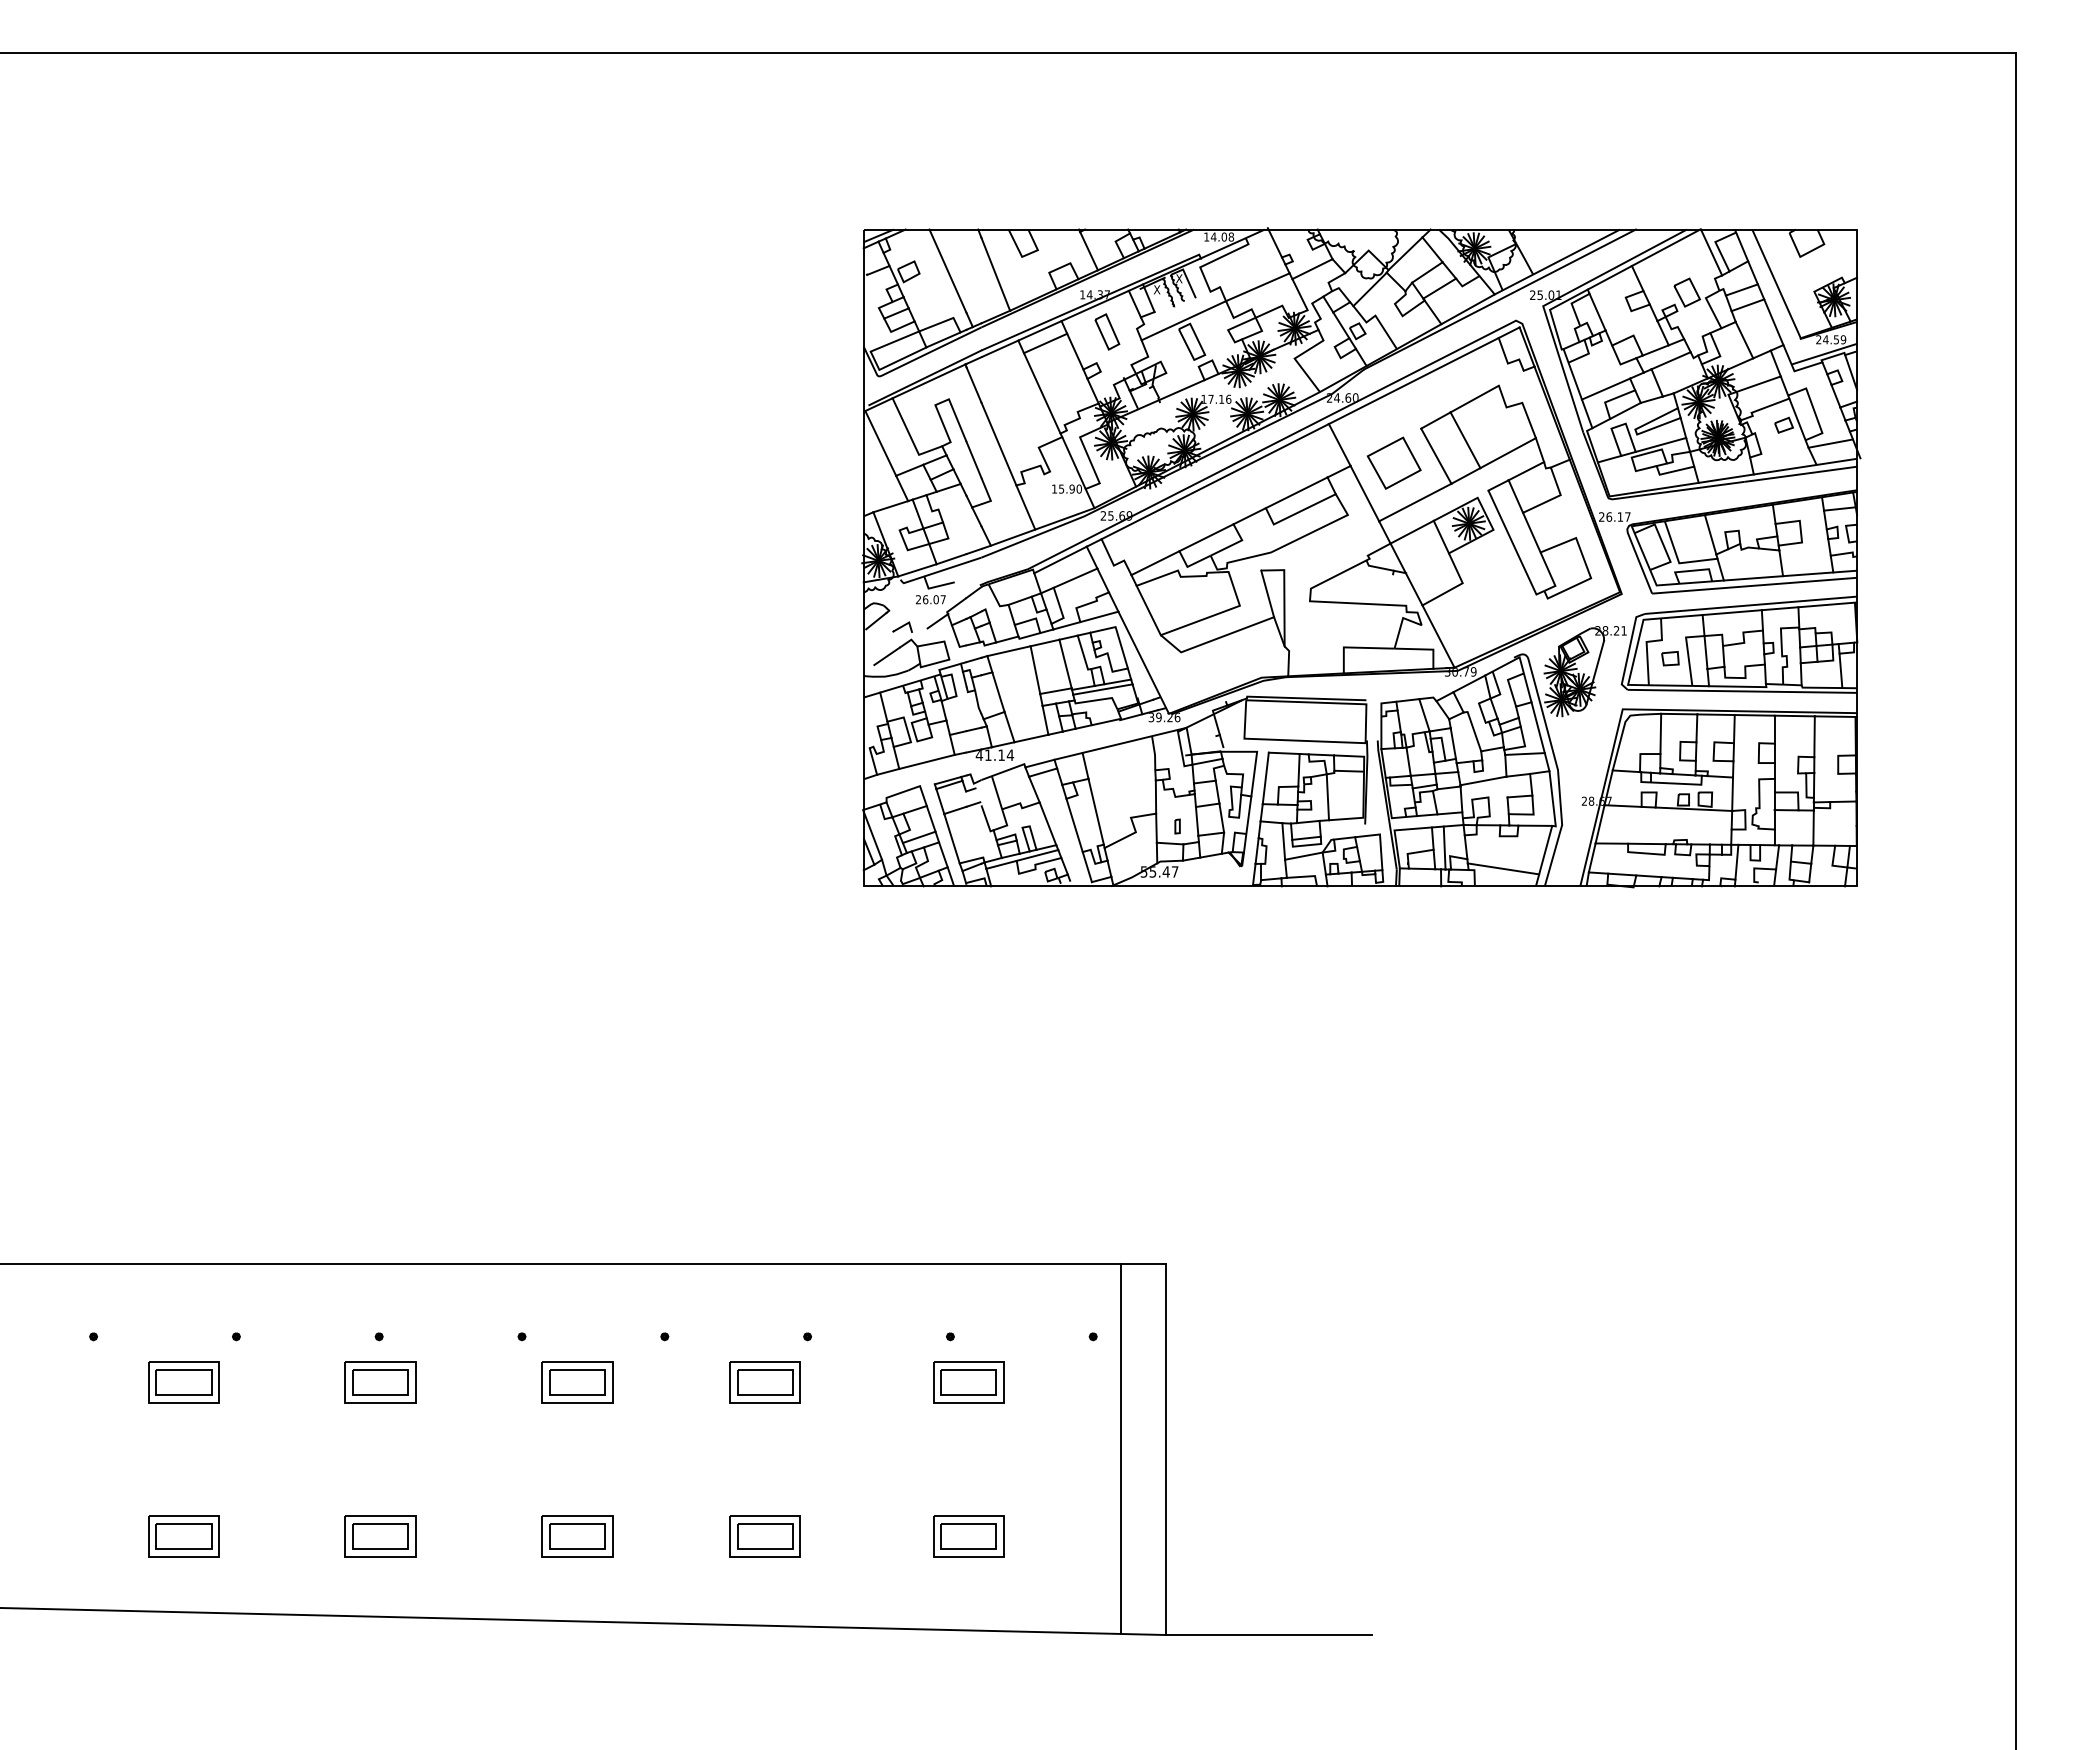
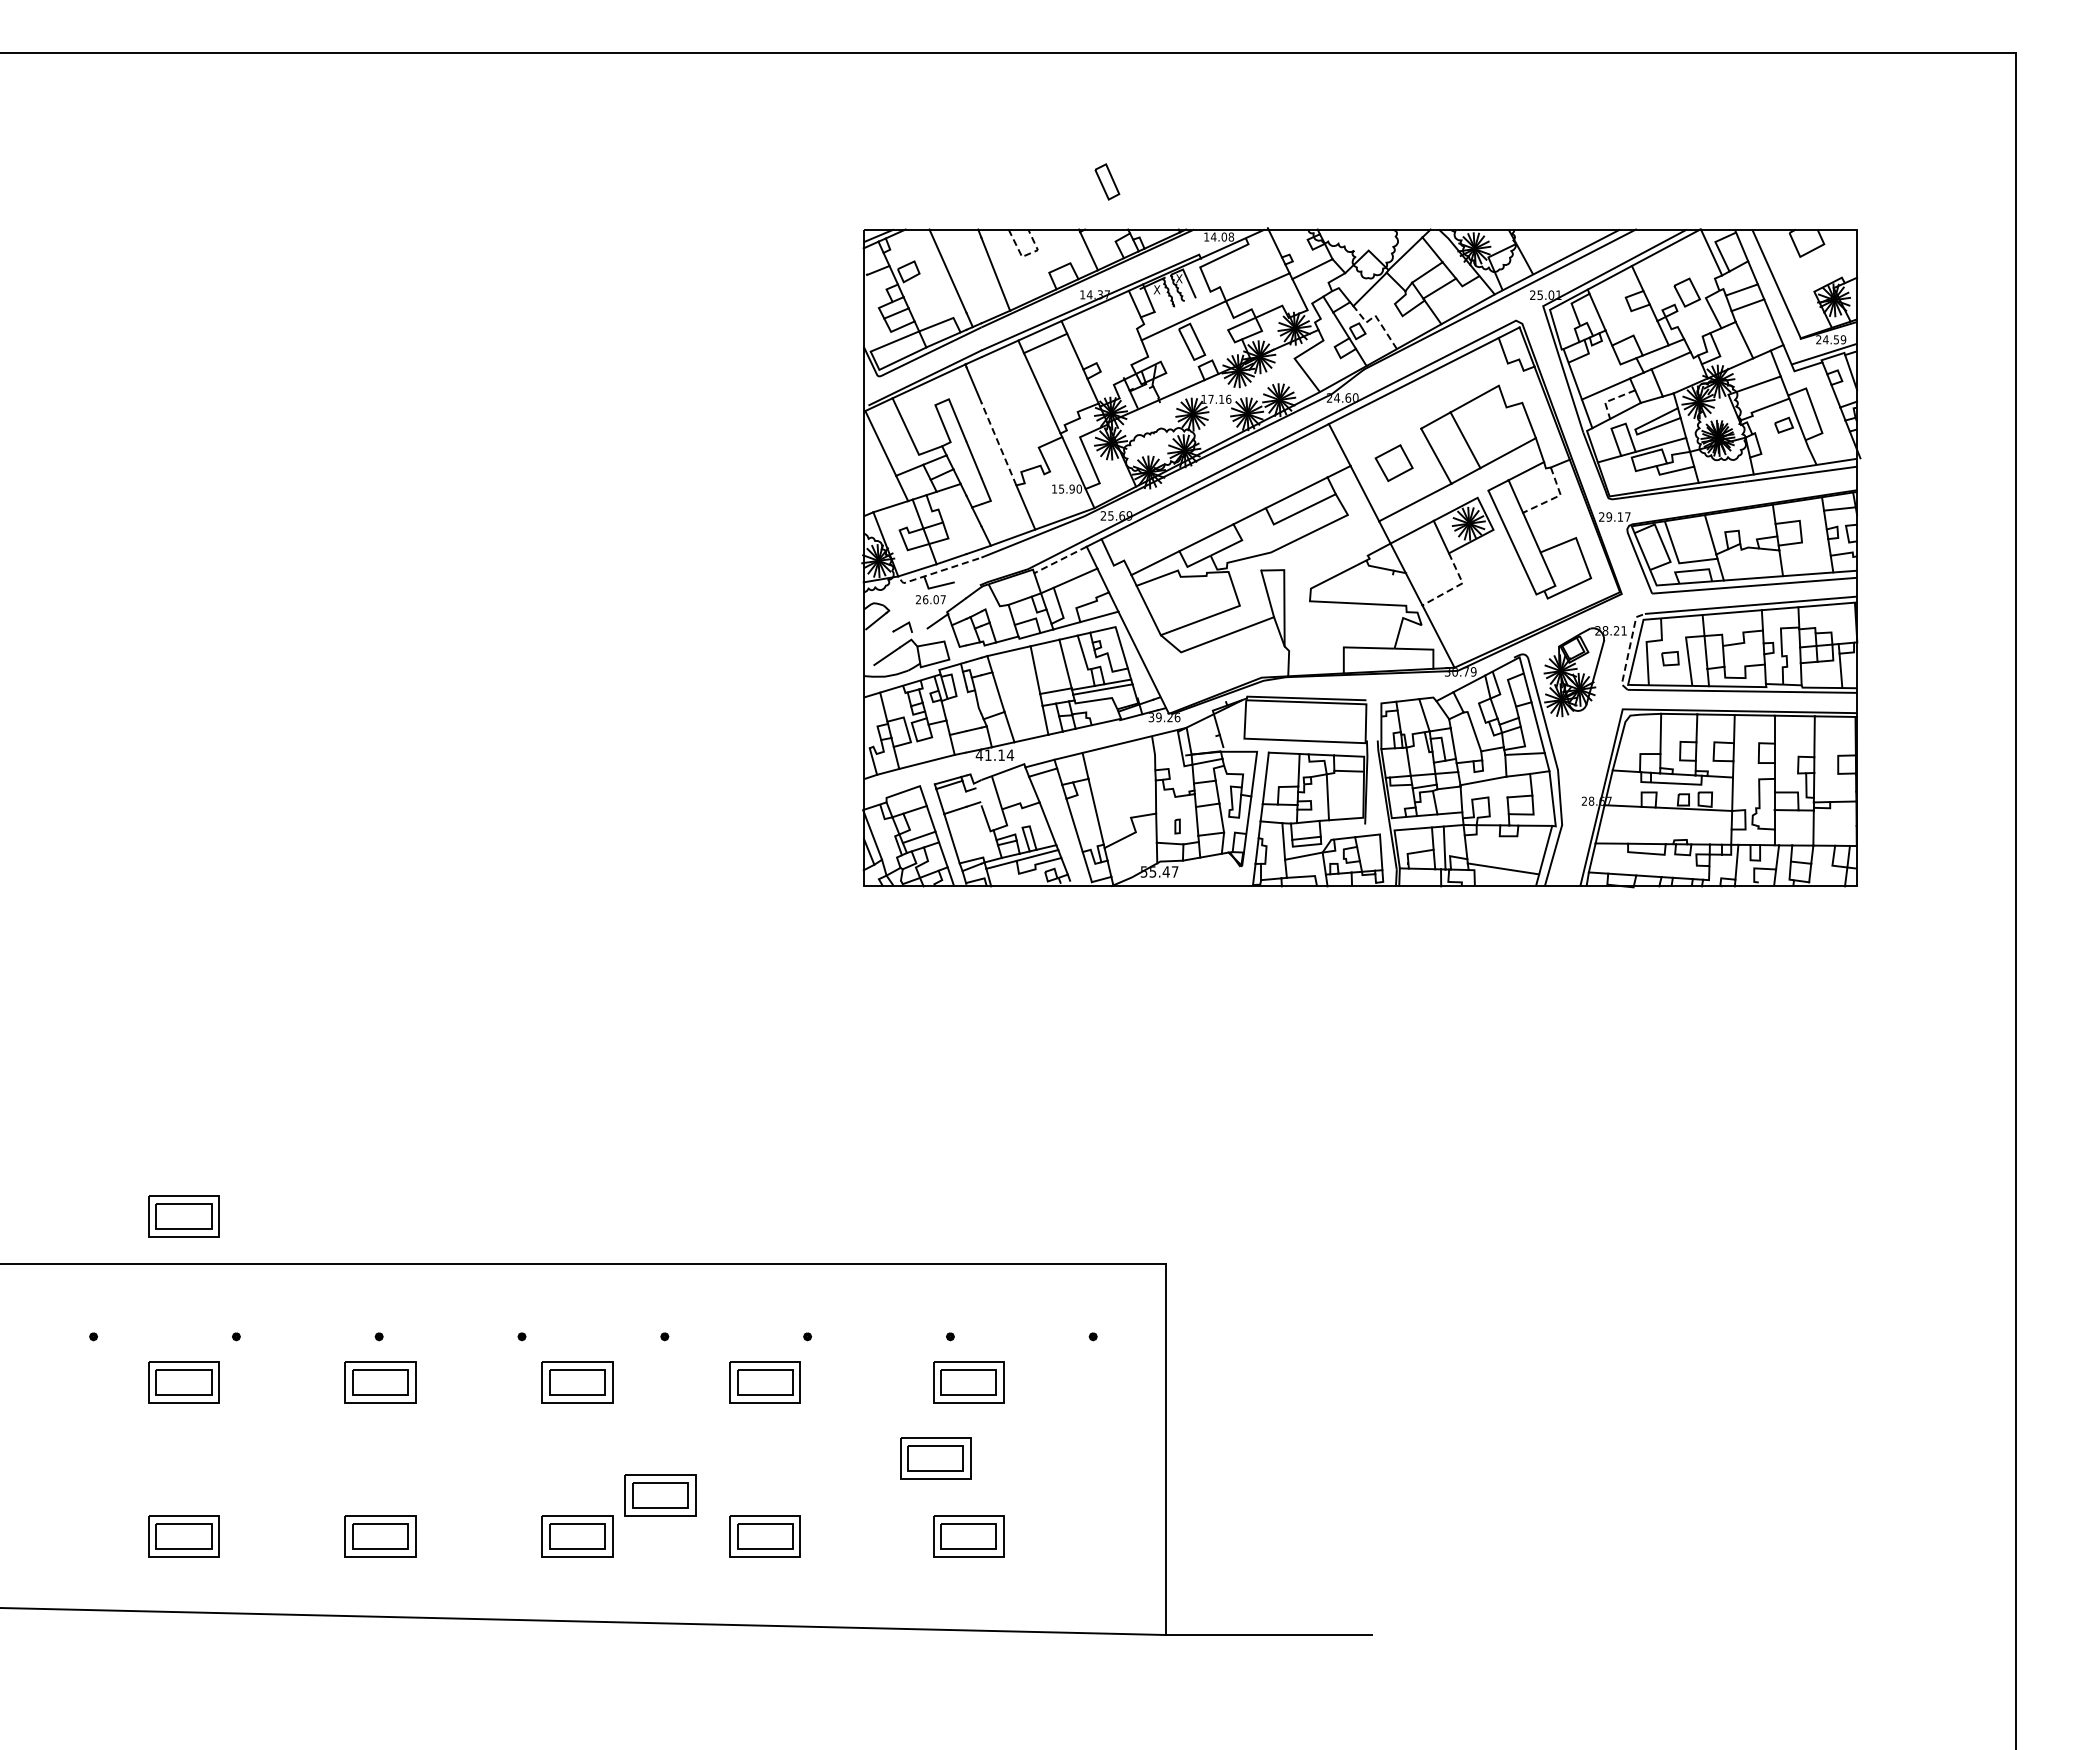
line: solid -> dashed (1026, 255)
line: solid -> dashed (1376, 317)
part position: (1107, 331) -> (1107, 181) (1107, 181)
line: solid -> dashed (1611, 399)
line: present -> none (1830, 443)
line: solid -> dashed (998, 444)
part size: 56x54 px -> 40x38 px (1393, 462)
line: solid -> dashed (1555, 497)
text: 26.17 -> 29.17 (1609, 516)
line: solid -> dashed (1060, 560)
line: solid -> dashed (939, 571)
line: solid -> dashed (1457, 586)
line: solid -> dashed (1629, 650)
part: none -> present (183, 1216)
line: present -> none (1121, 1448)
part: none -> present (935, 1458)
part: none -> present (660, 1495)
